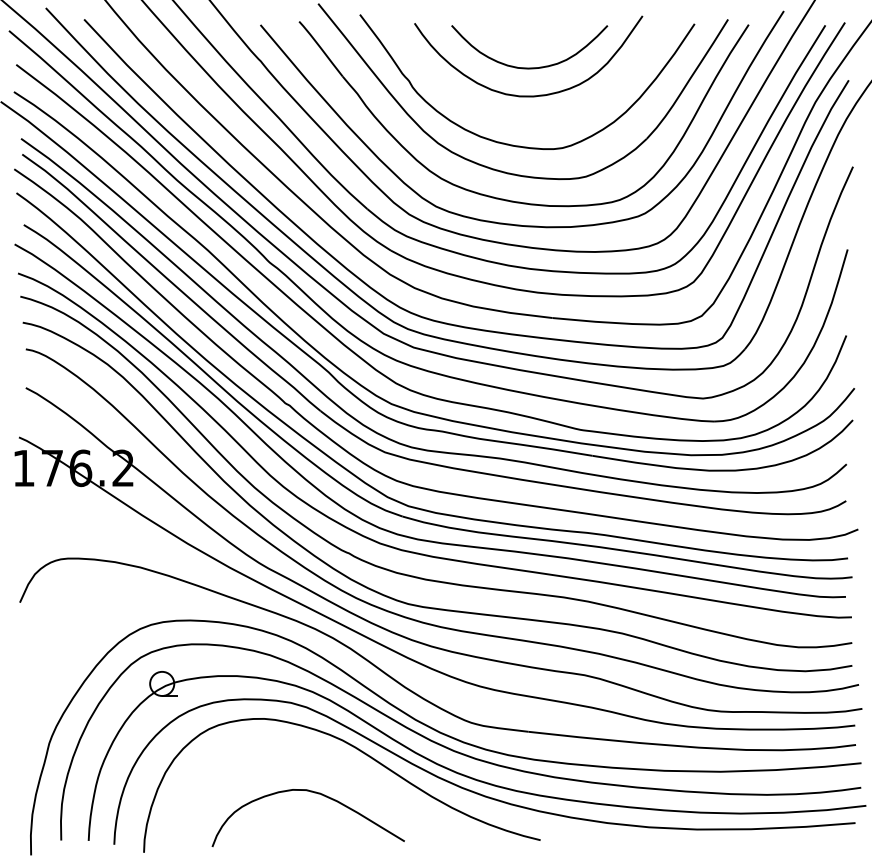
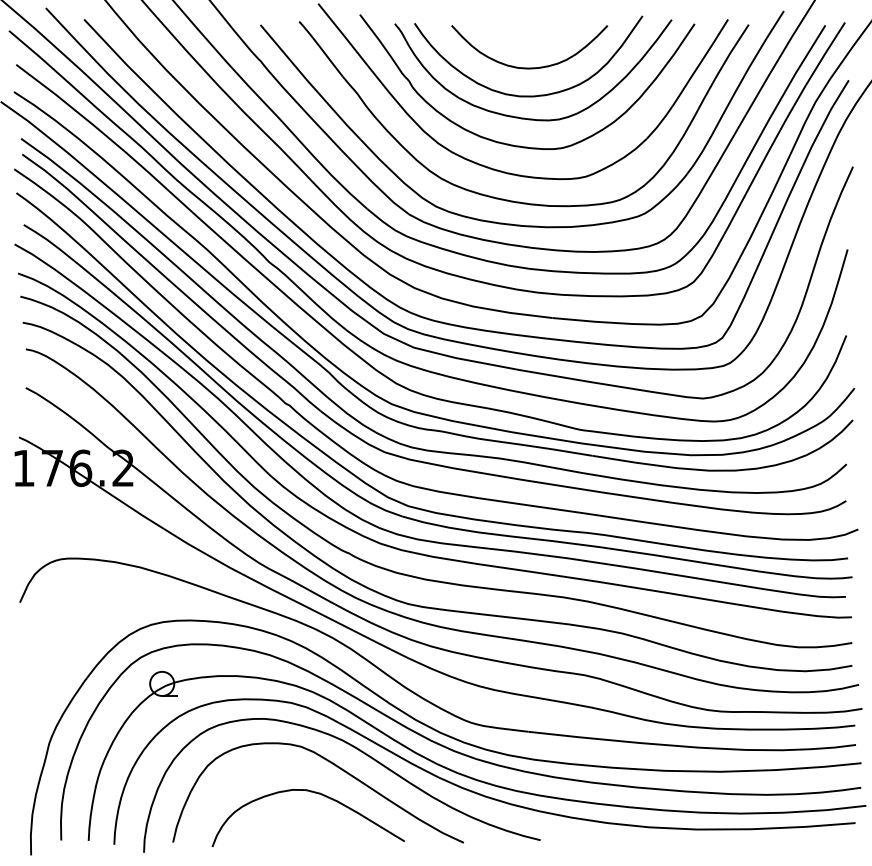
curve: none -> present (524, 117)
curve: none -> present (335, 766)
